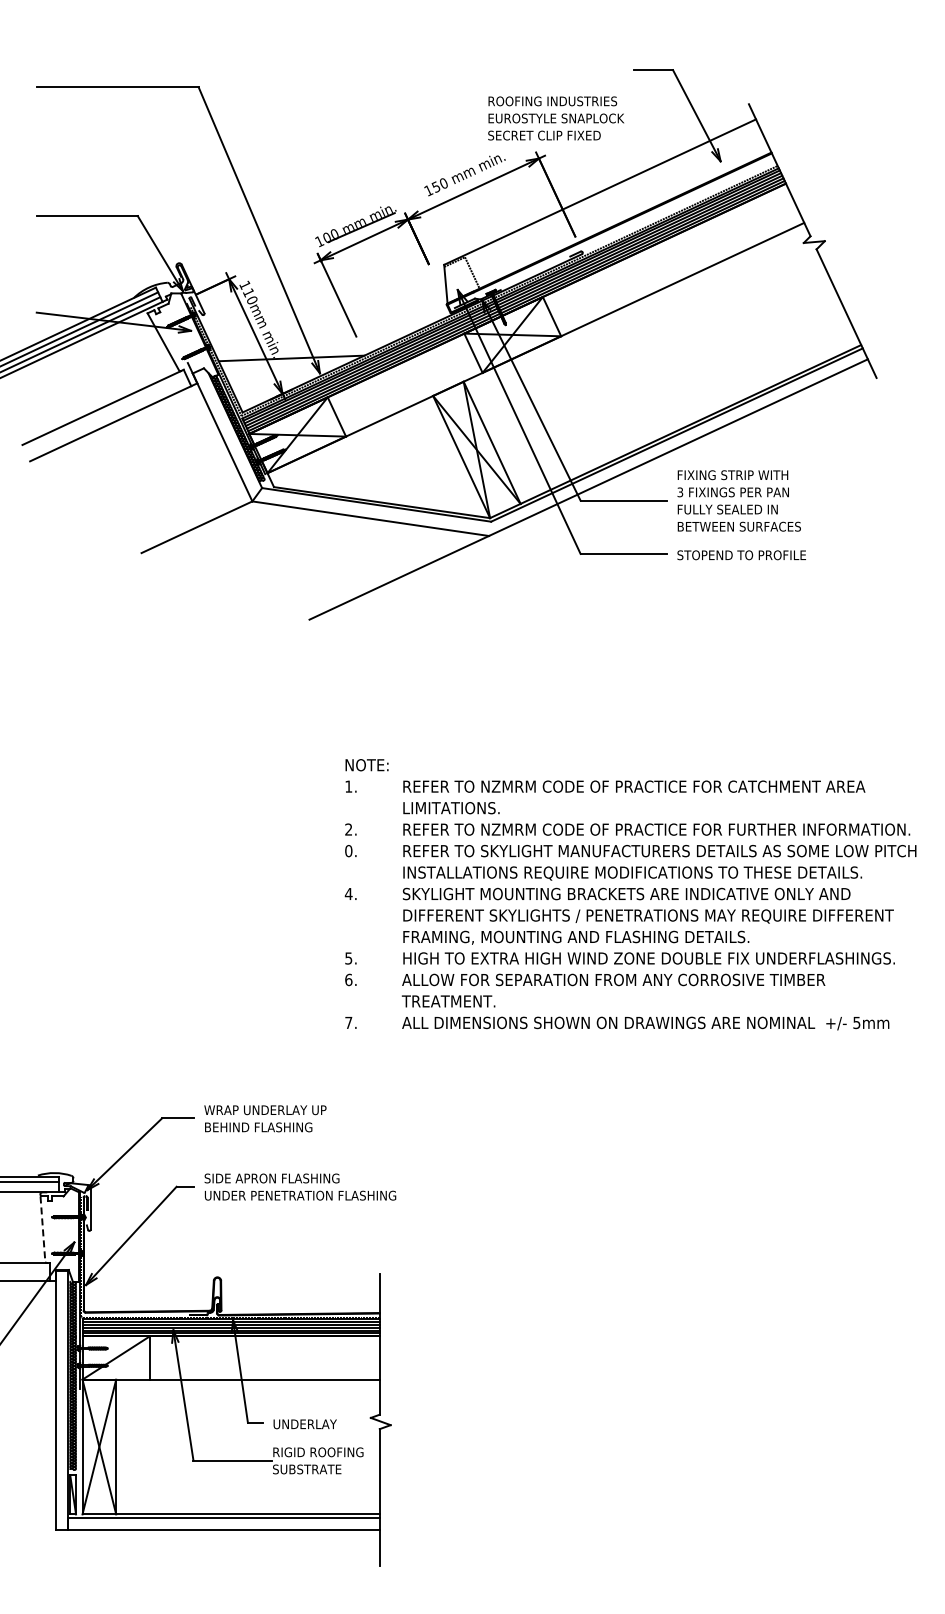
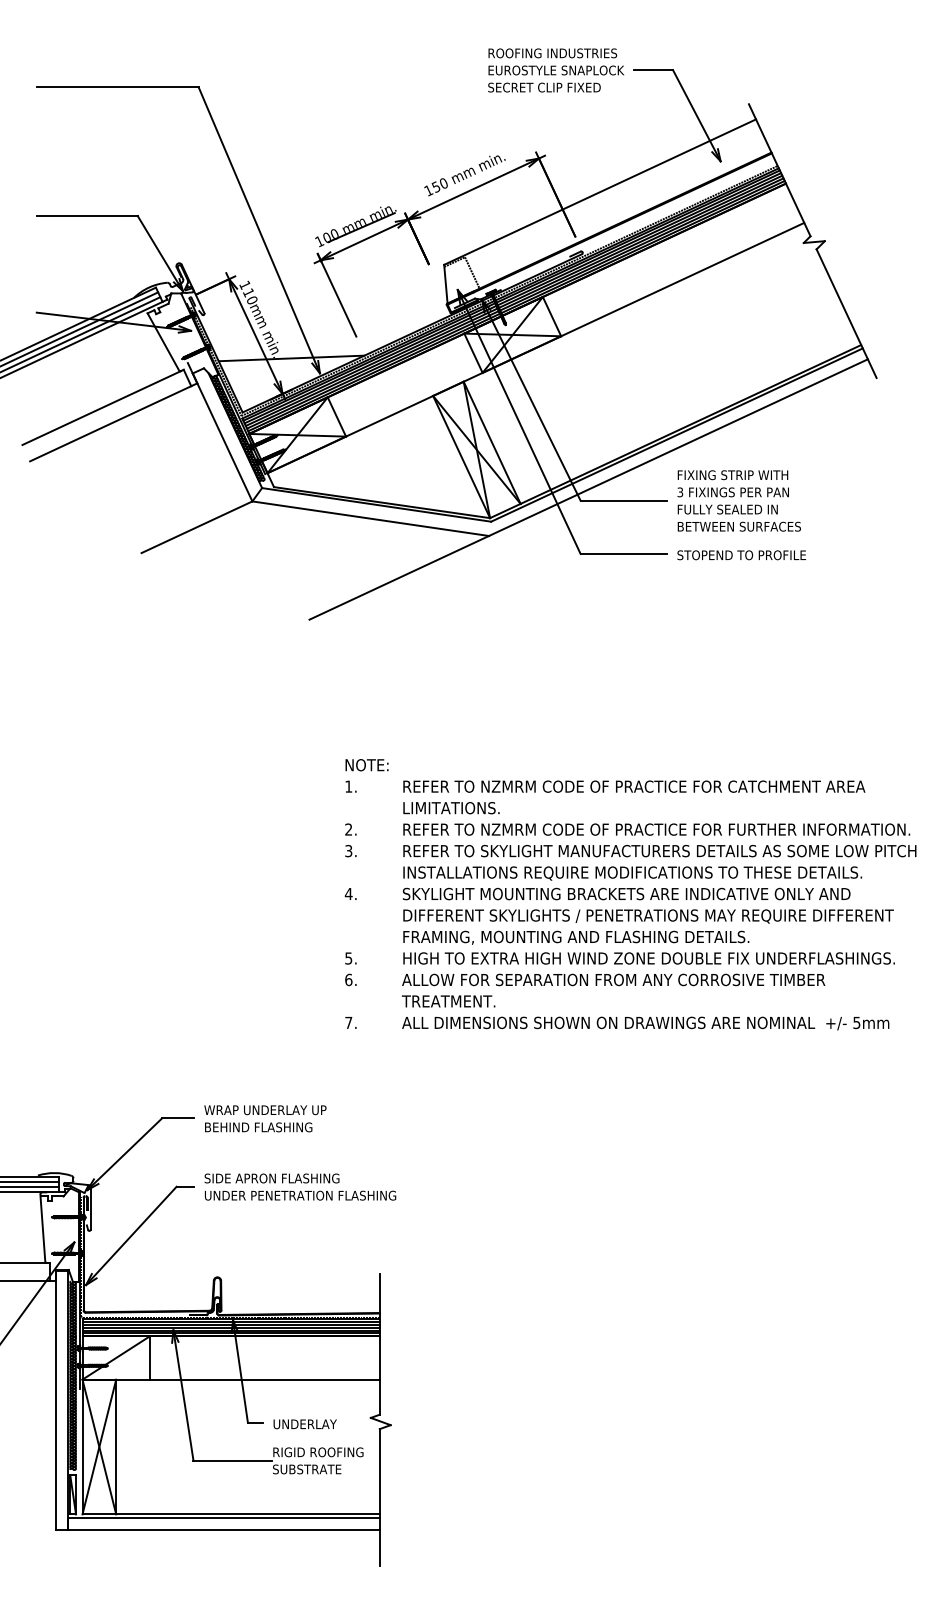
text position: (556, 118) -> (556, 70) (556, 70)
text: 0. -> 3. (348, 851)
line: none -> present (30, 1187)
line: dashed -> solid (42, 1229)
